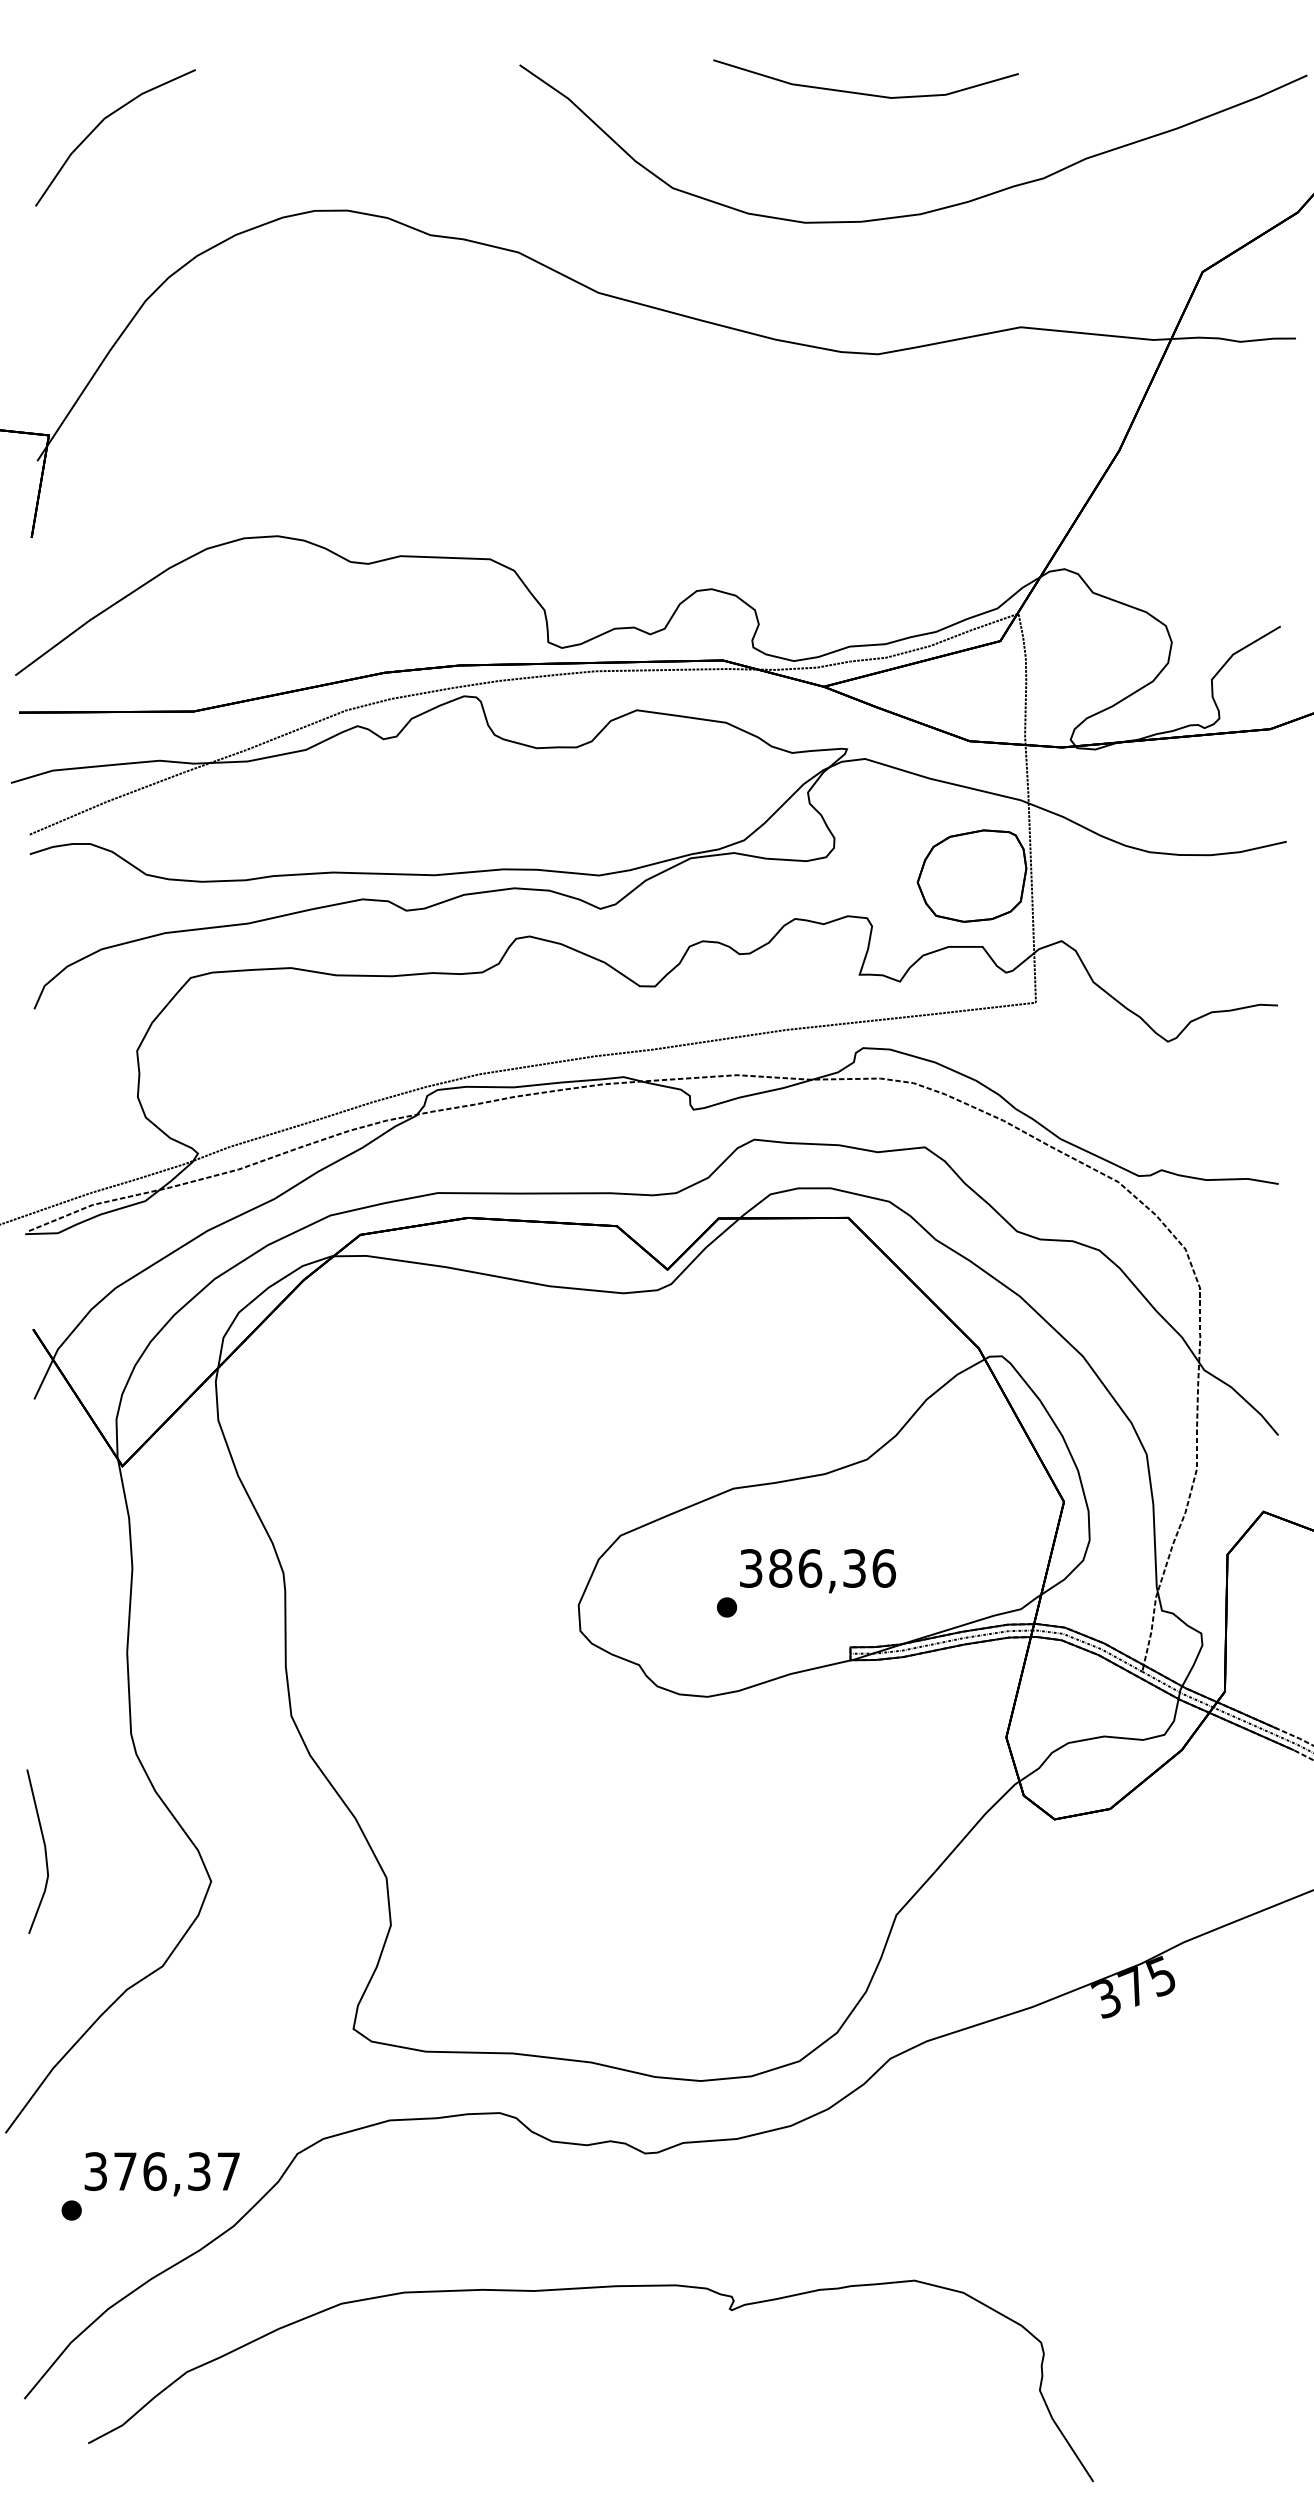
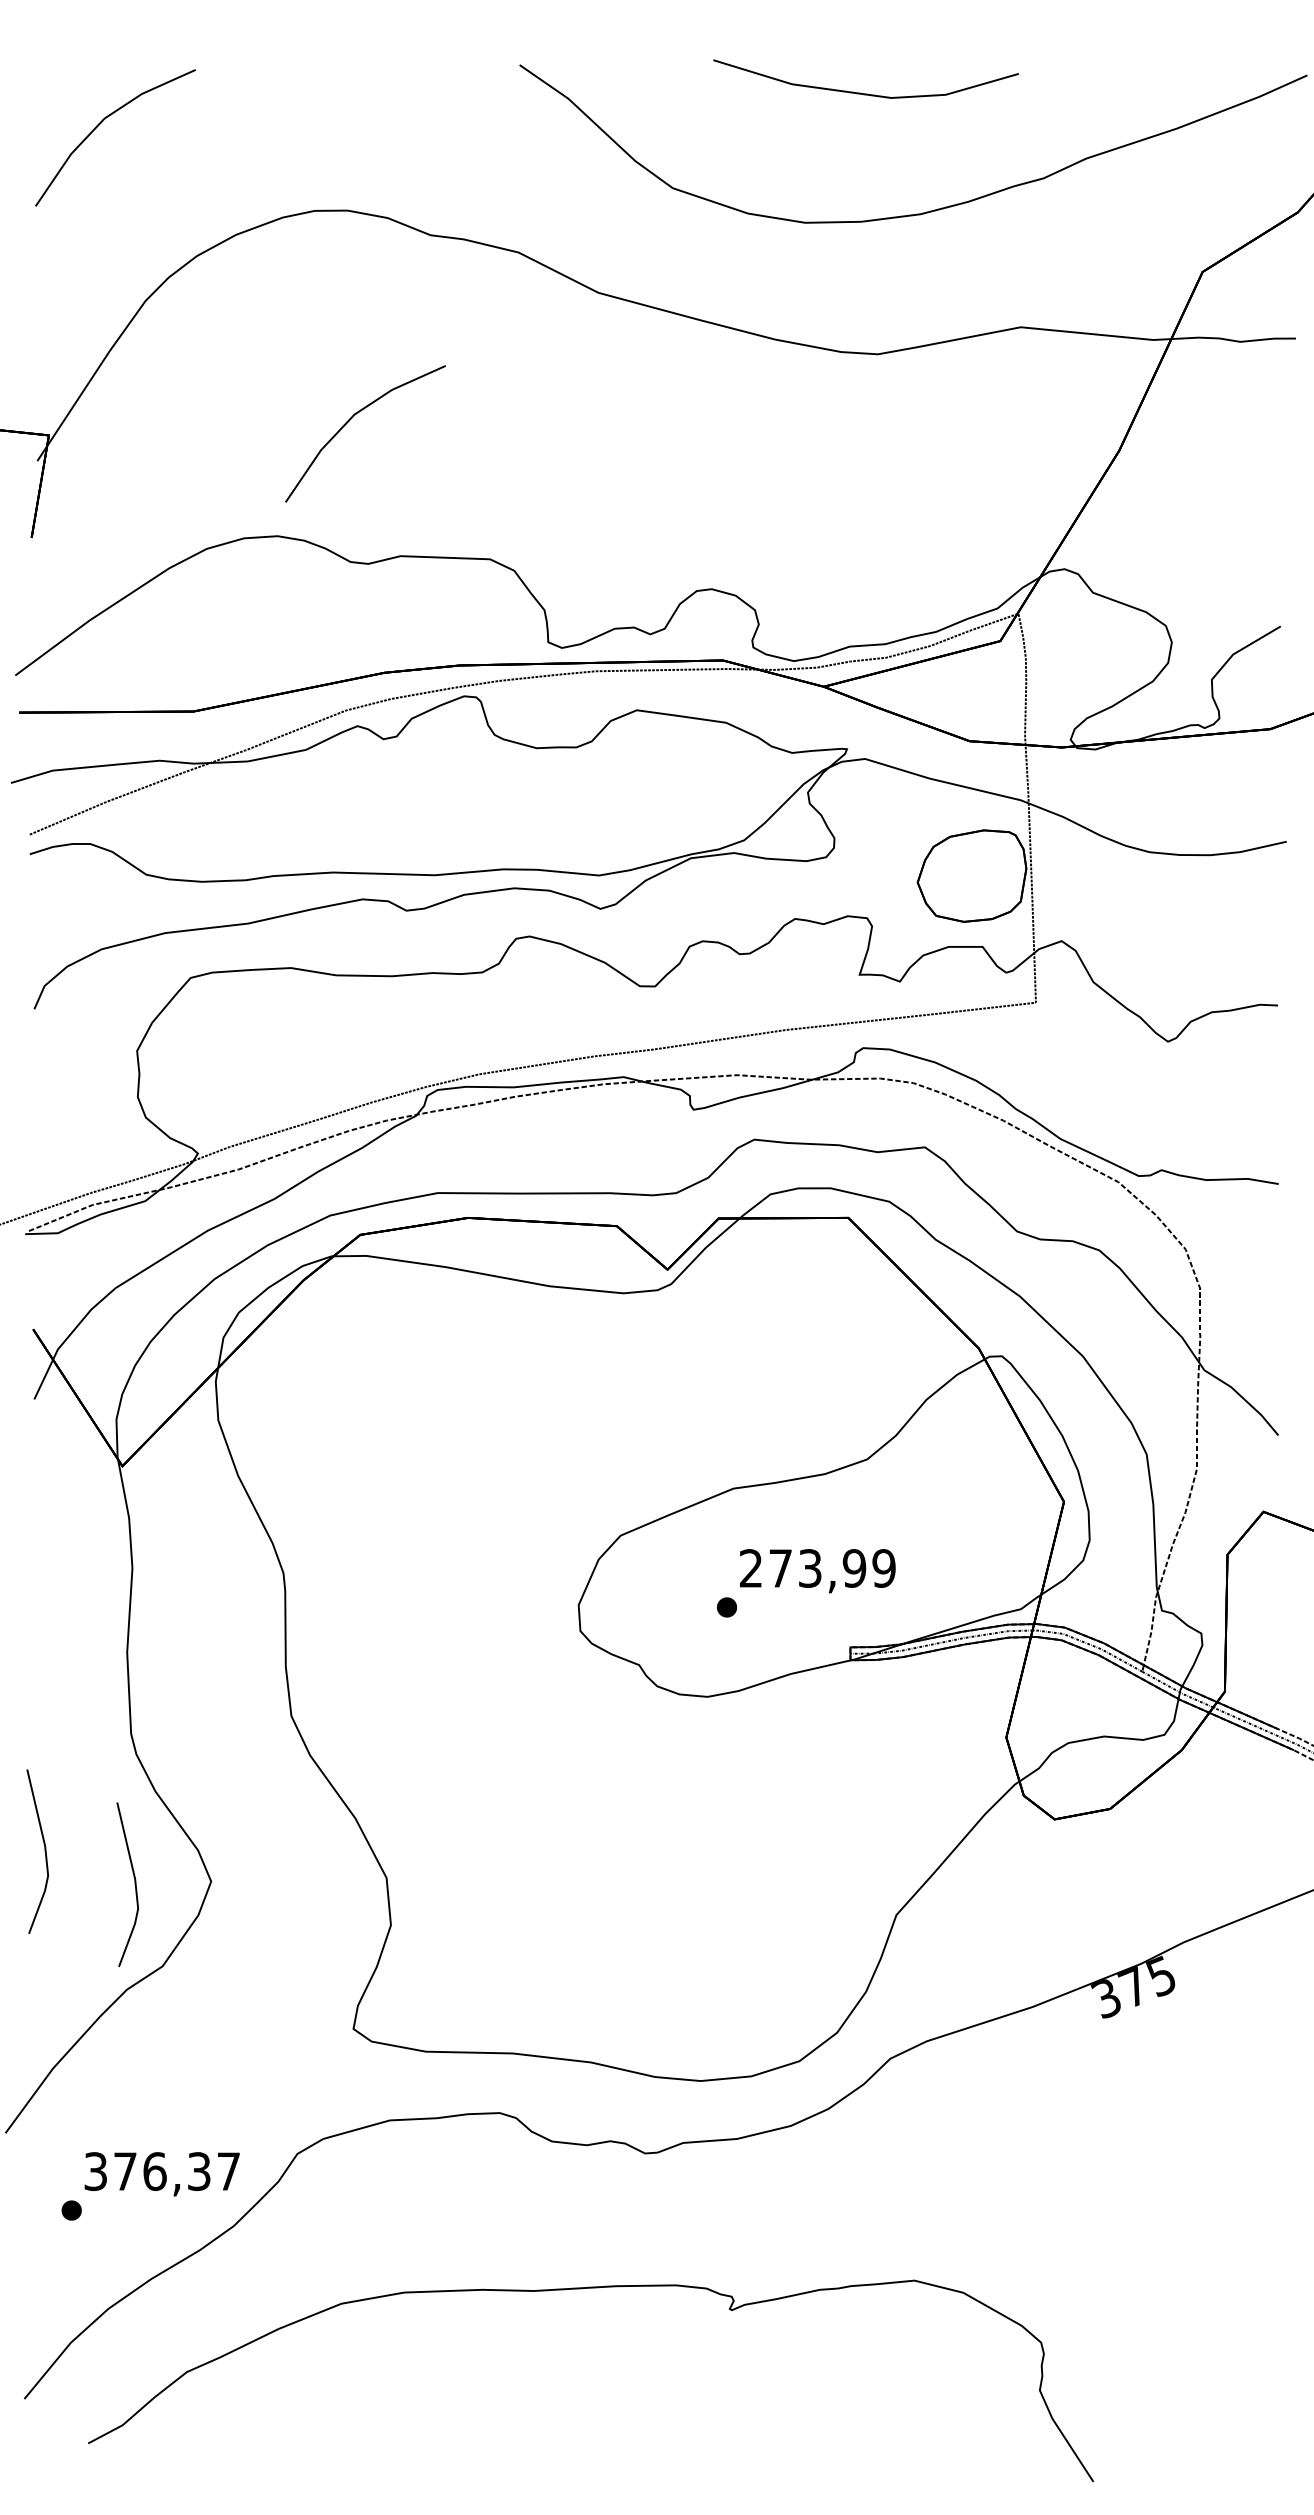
line: none -> present (351, 419)
text: 386,36 -> 273,99 (817, 1568)
line: none -> present (134, 1884)
